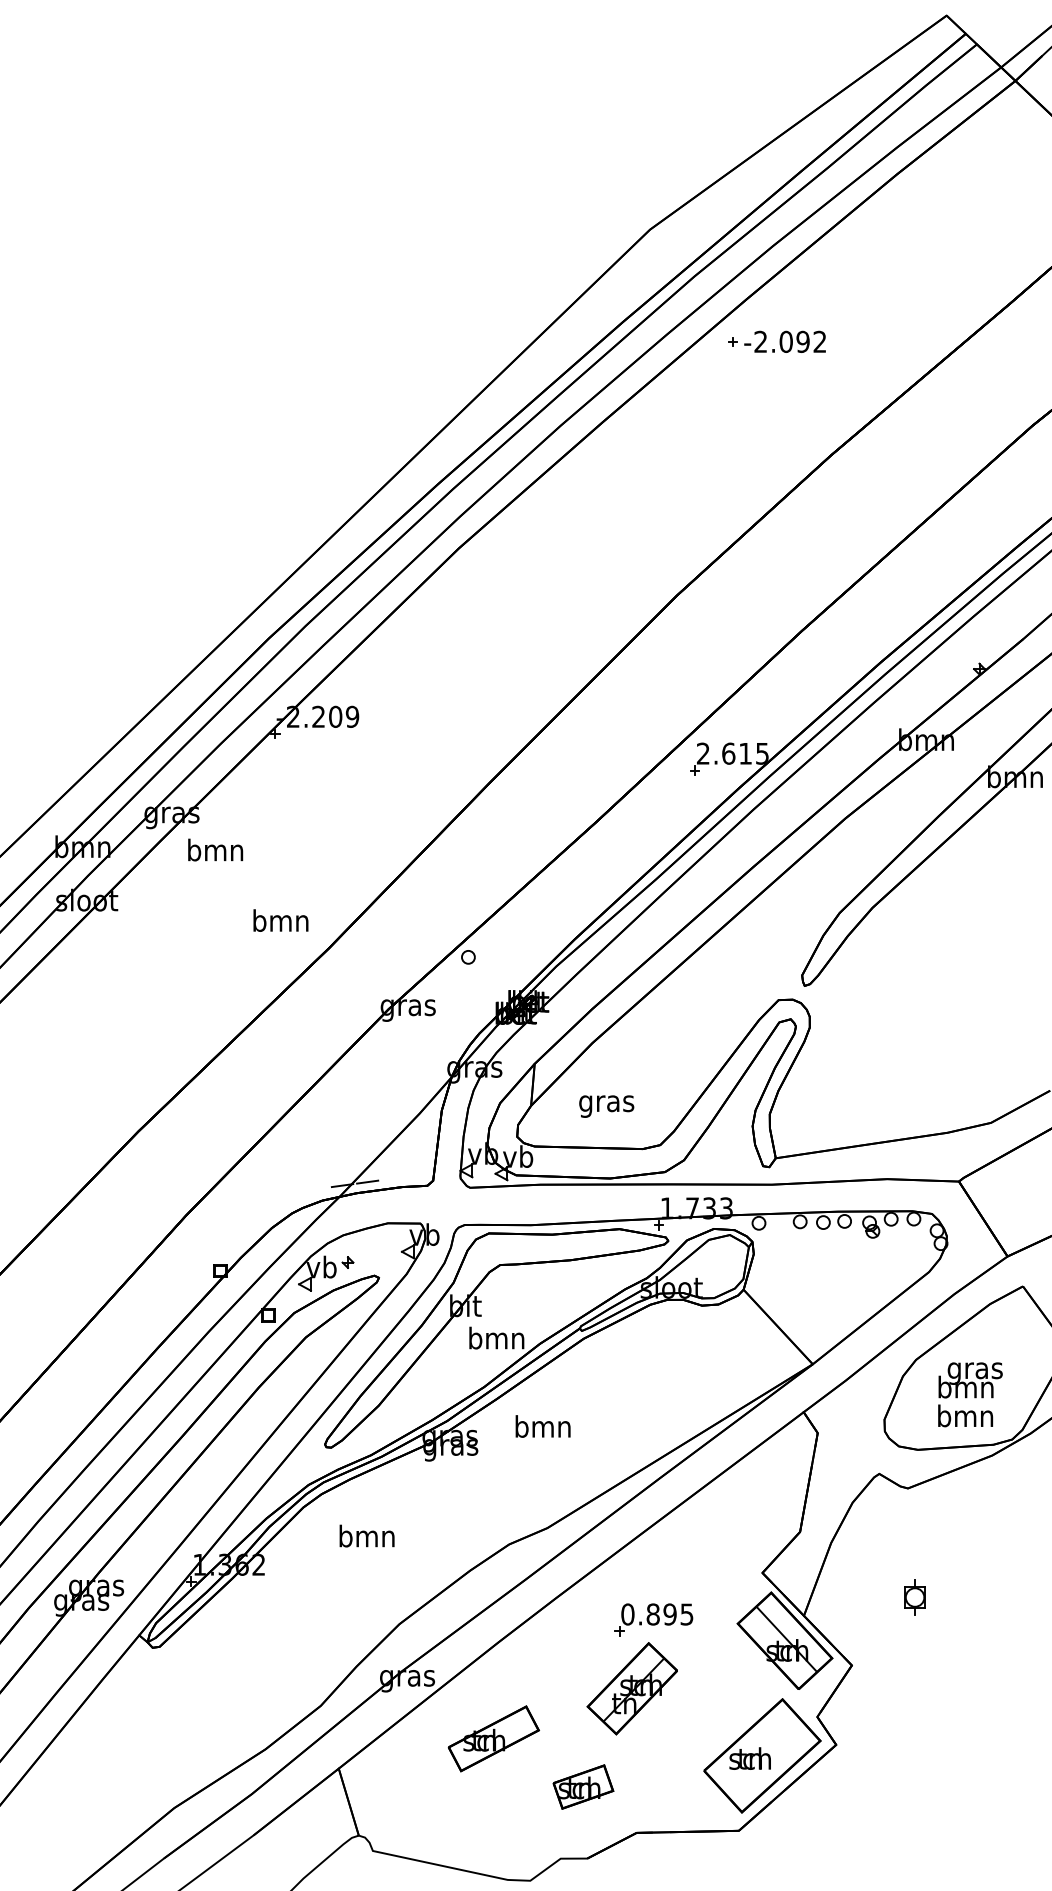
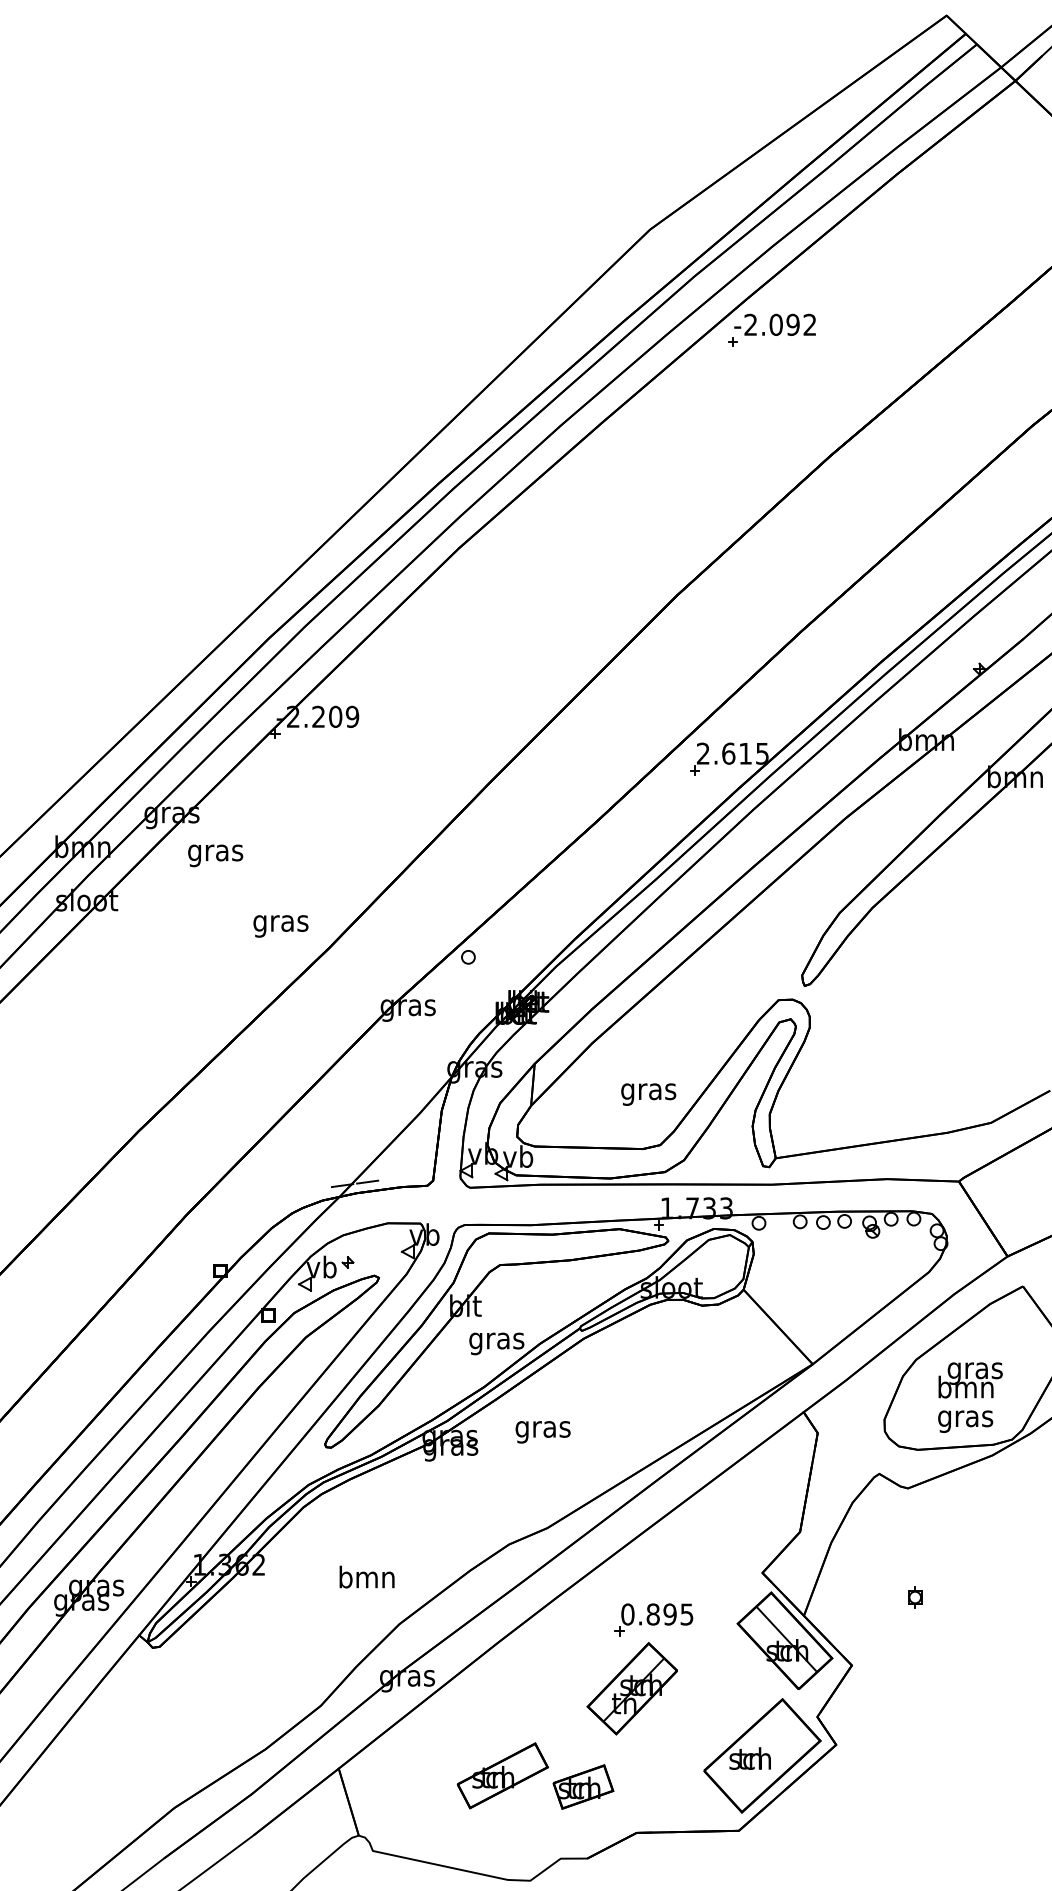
text position: (784, 341) -> (774, 324) (774, 324)
text: bmn -> gras (215, 852)
text: bmn -> gras (280, 923)
text position: (606, 1106) -> (648, 1094) (648, 1094)
text: bmn -> gras (496, 1340)
text: bmn -> gras (965, 1418)
text: bmn -> gras (542, 1429)
text position: (366, 1535) -> (366, 1576) (366, 1576)
part size: 22x37 px -> 15x23 px (915, 1597)
part position: (493, 1738) -> (502, 1775) (502, 1775)
